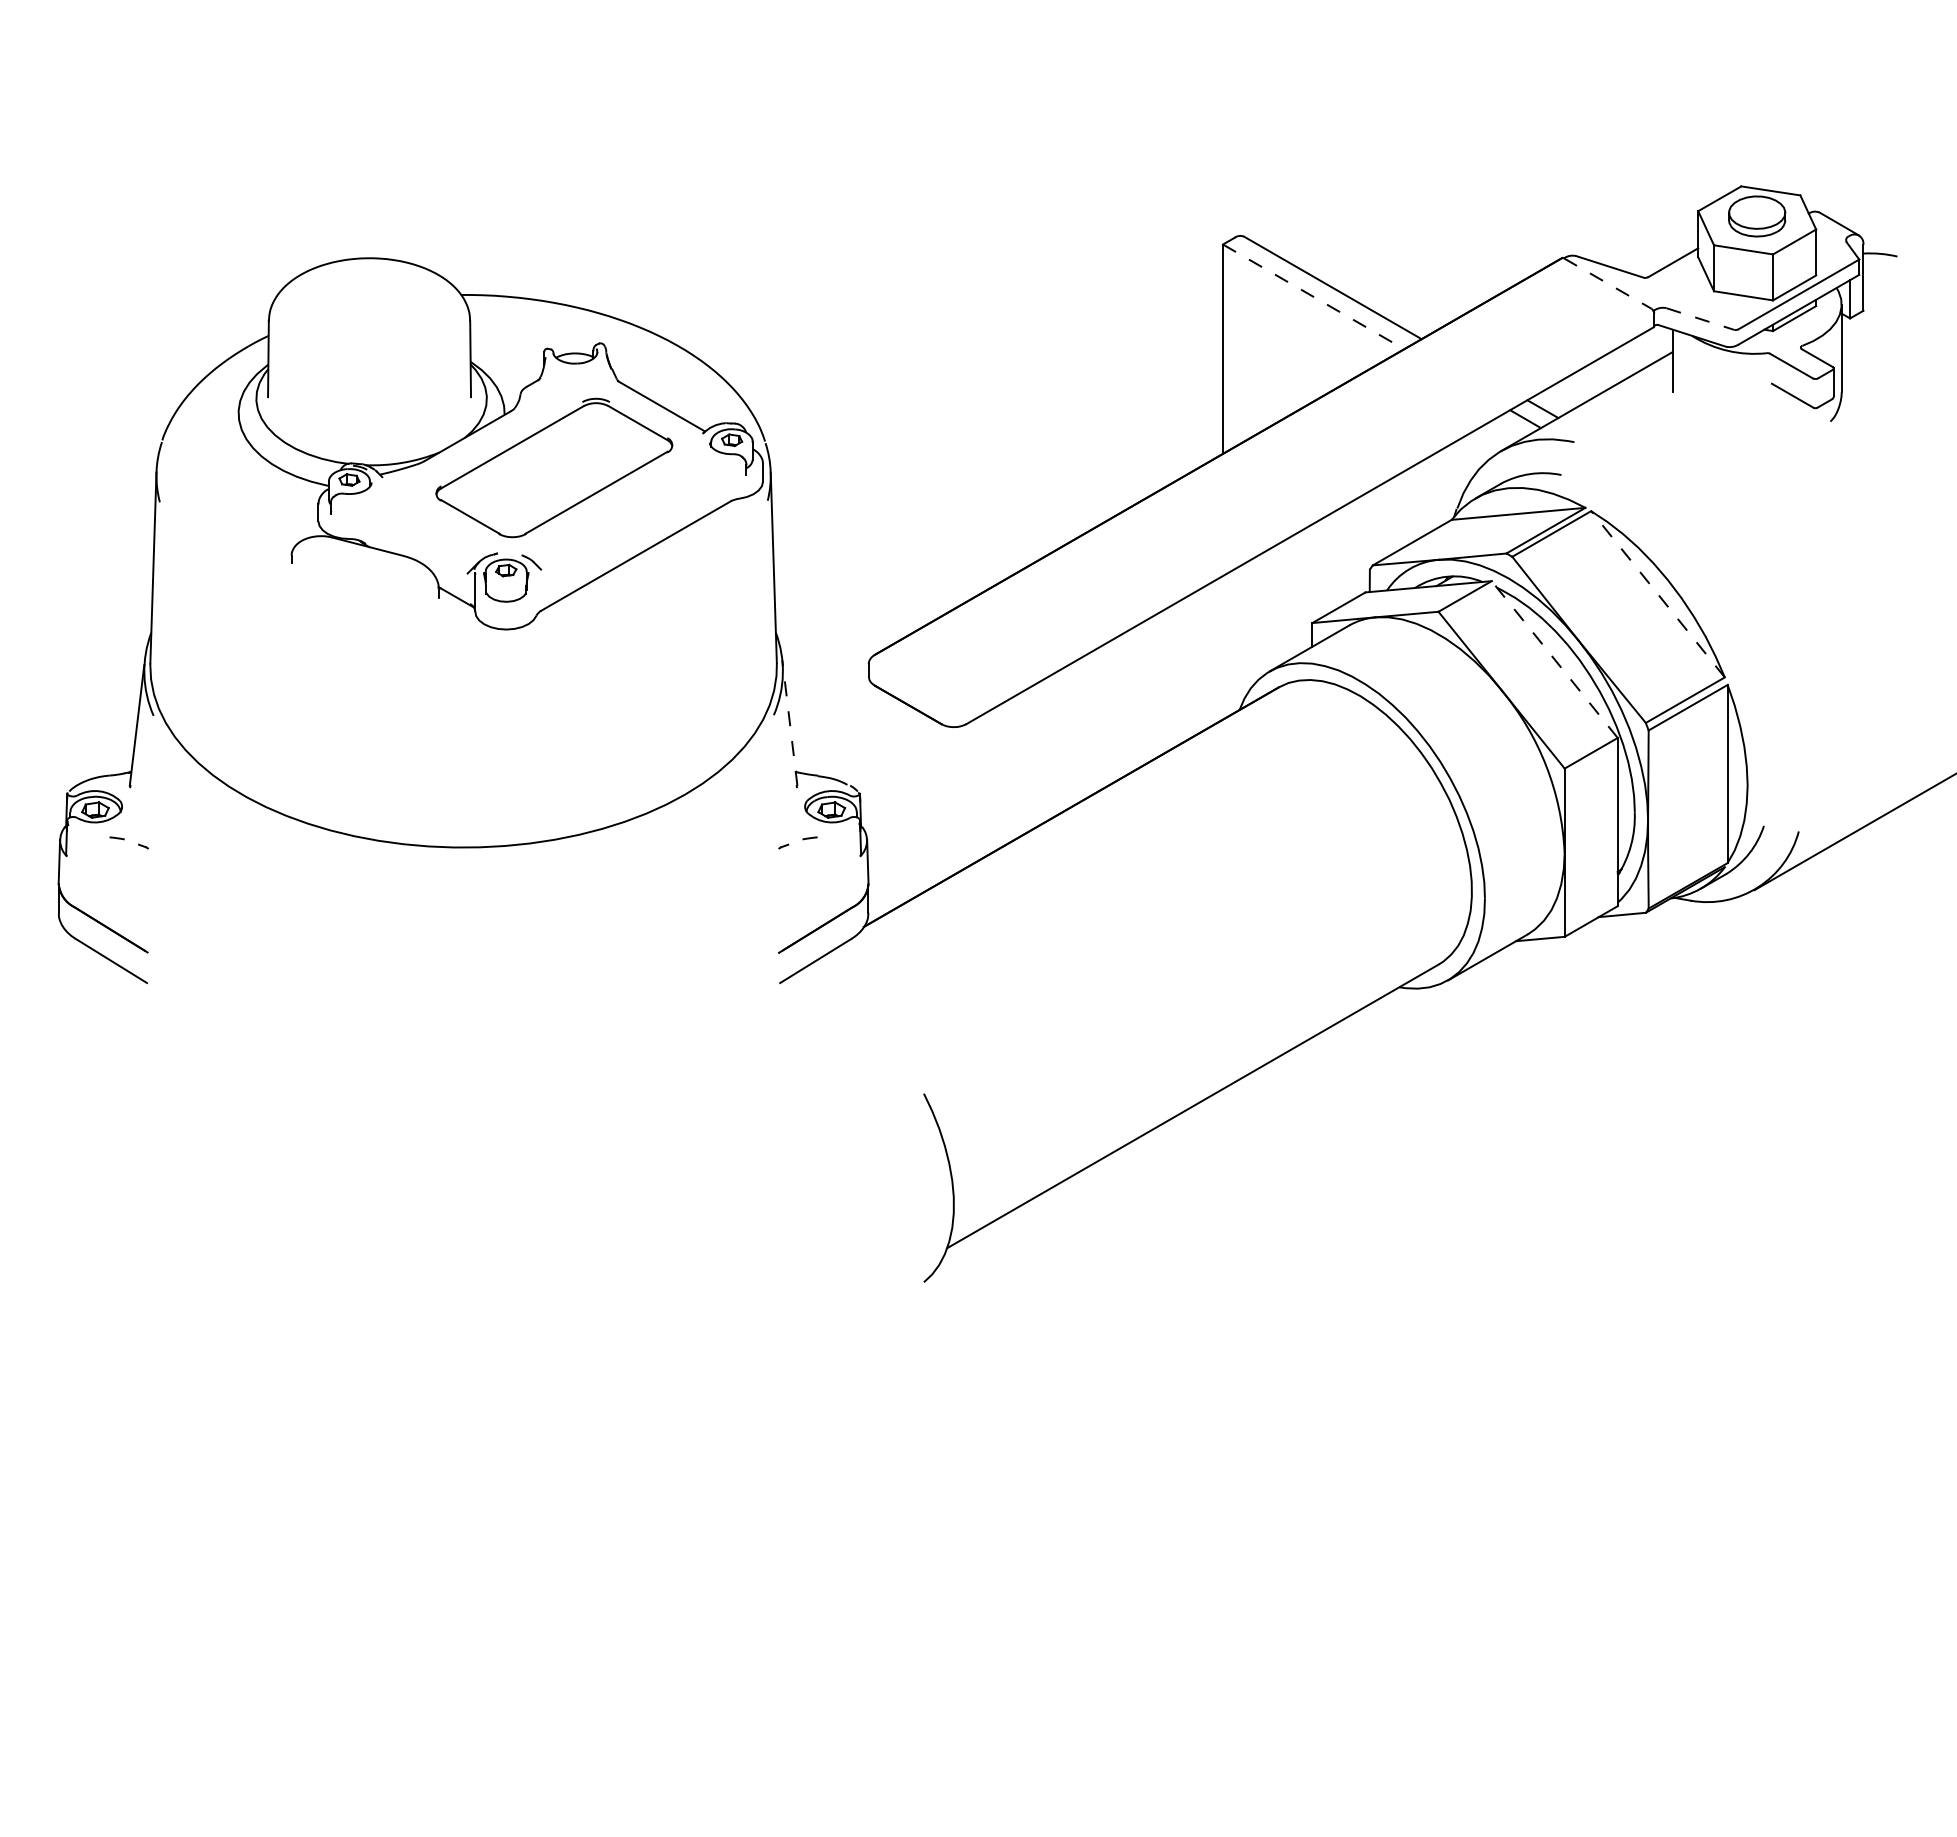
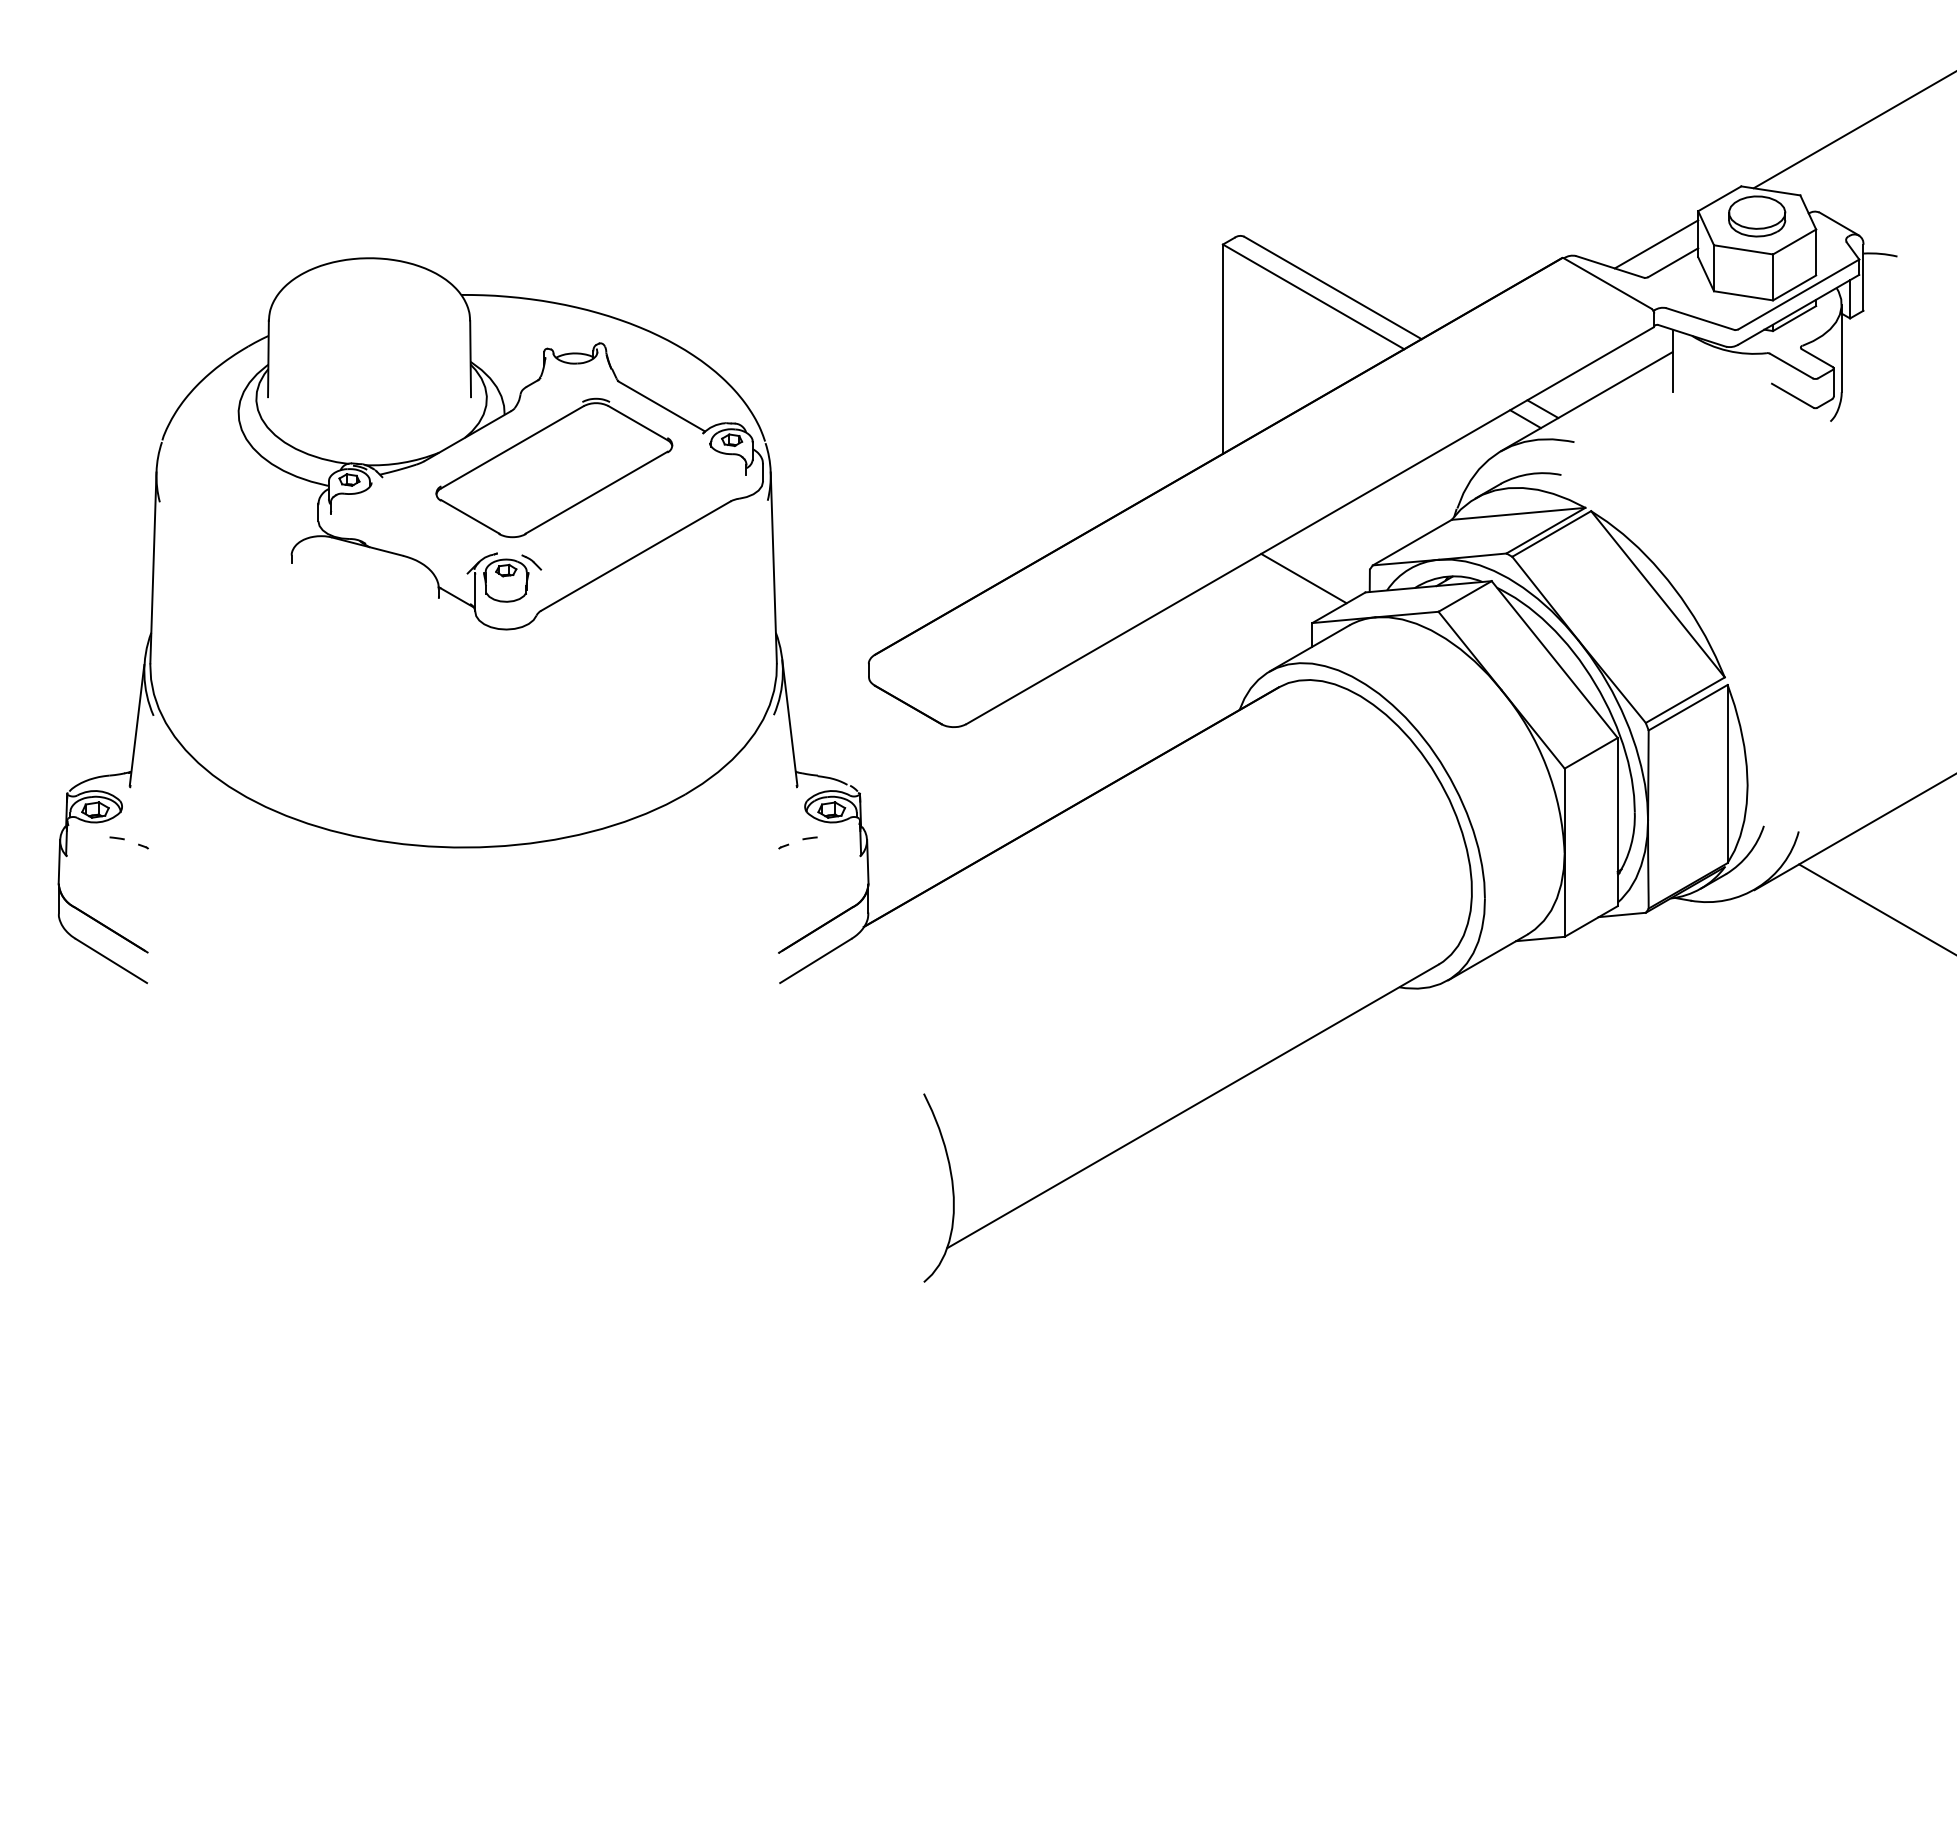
line: none -> present (1853, 130)
line: none -> present (1656, 244)
line: dashed -> solid (1607, 283)
line: dashed -> solid (1313, 296)
line: dashed -> solid (1700, 319)
line: none -> present (1303, 578)
line: dashed -> solid (1657, 594)
line: dashed -> solid (1554, 659)
line: dashed -> solid (789, 722)
line: none -> present (1876, 908)
